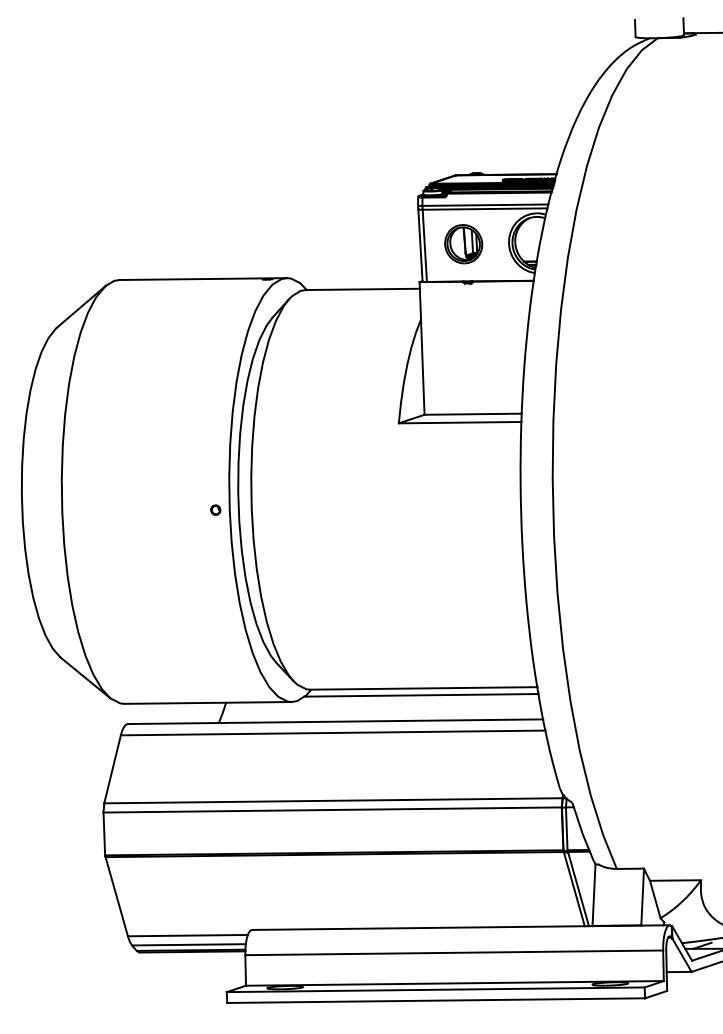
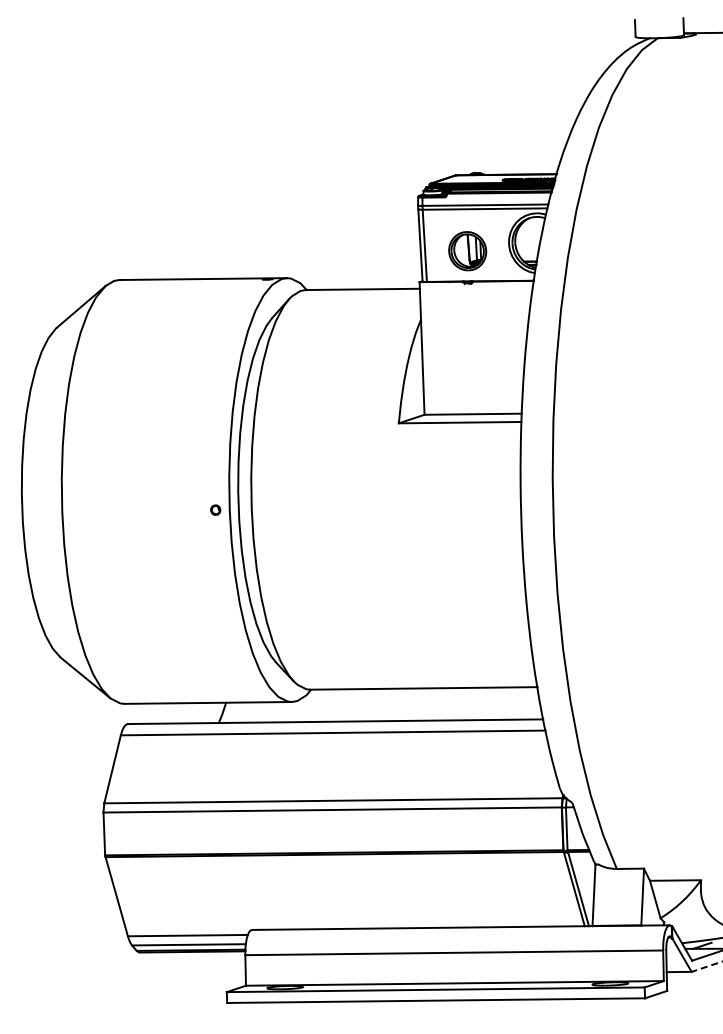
part position: (463, 244) -> (467, 251) (467, 251)
line: present -> none (421, 695)
line: solid -> dashed (706, 966)
